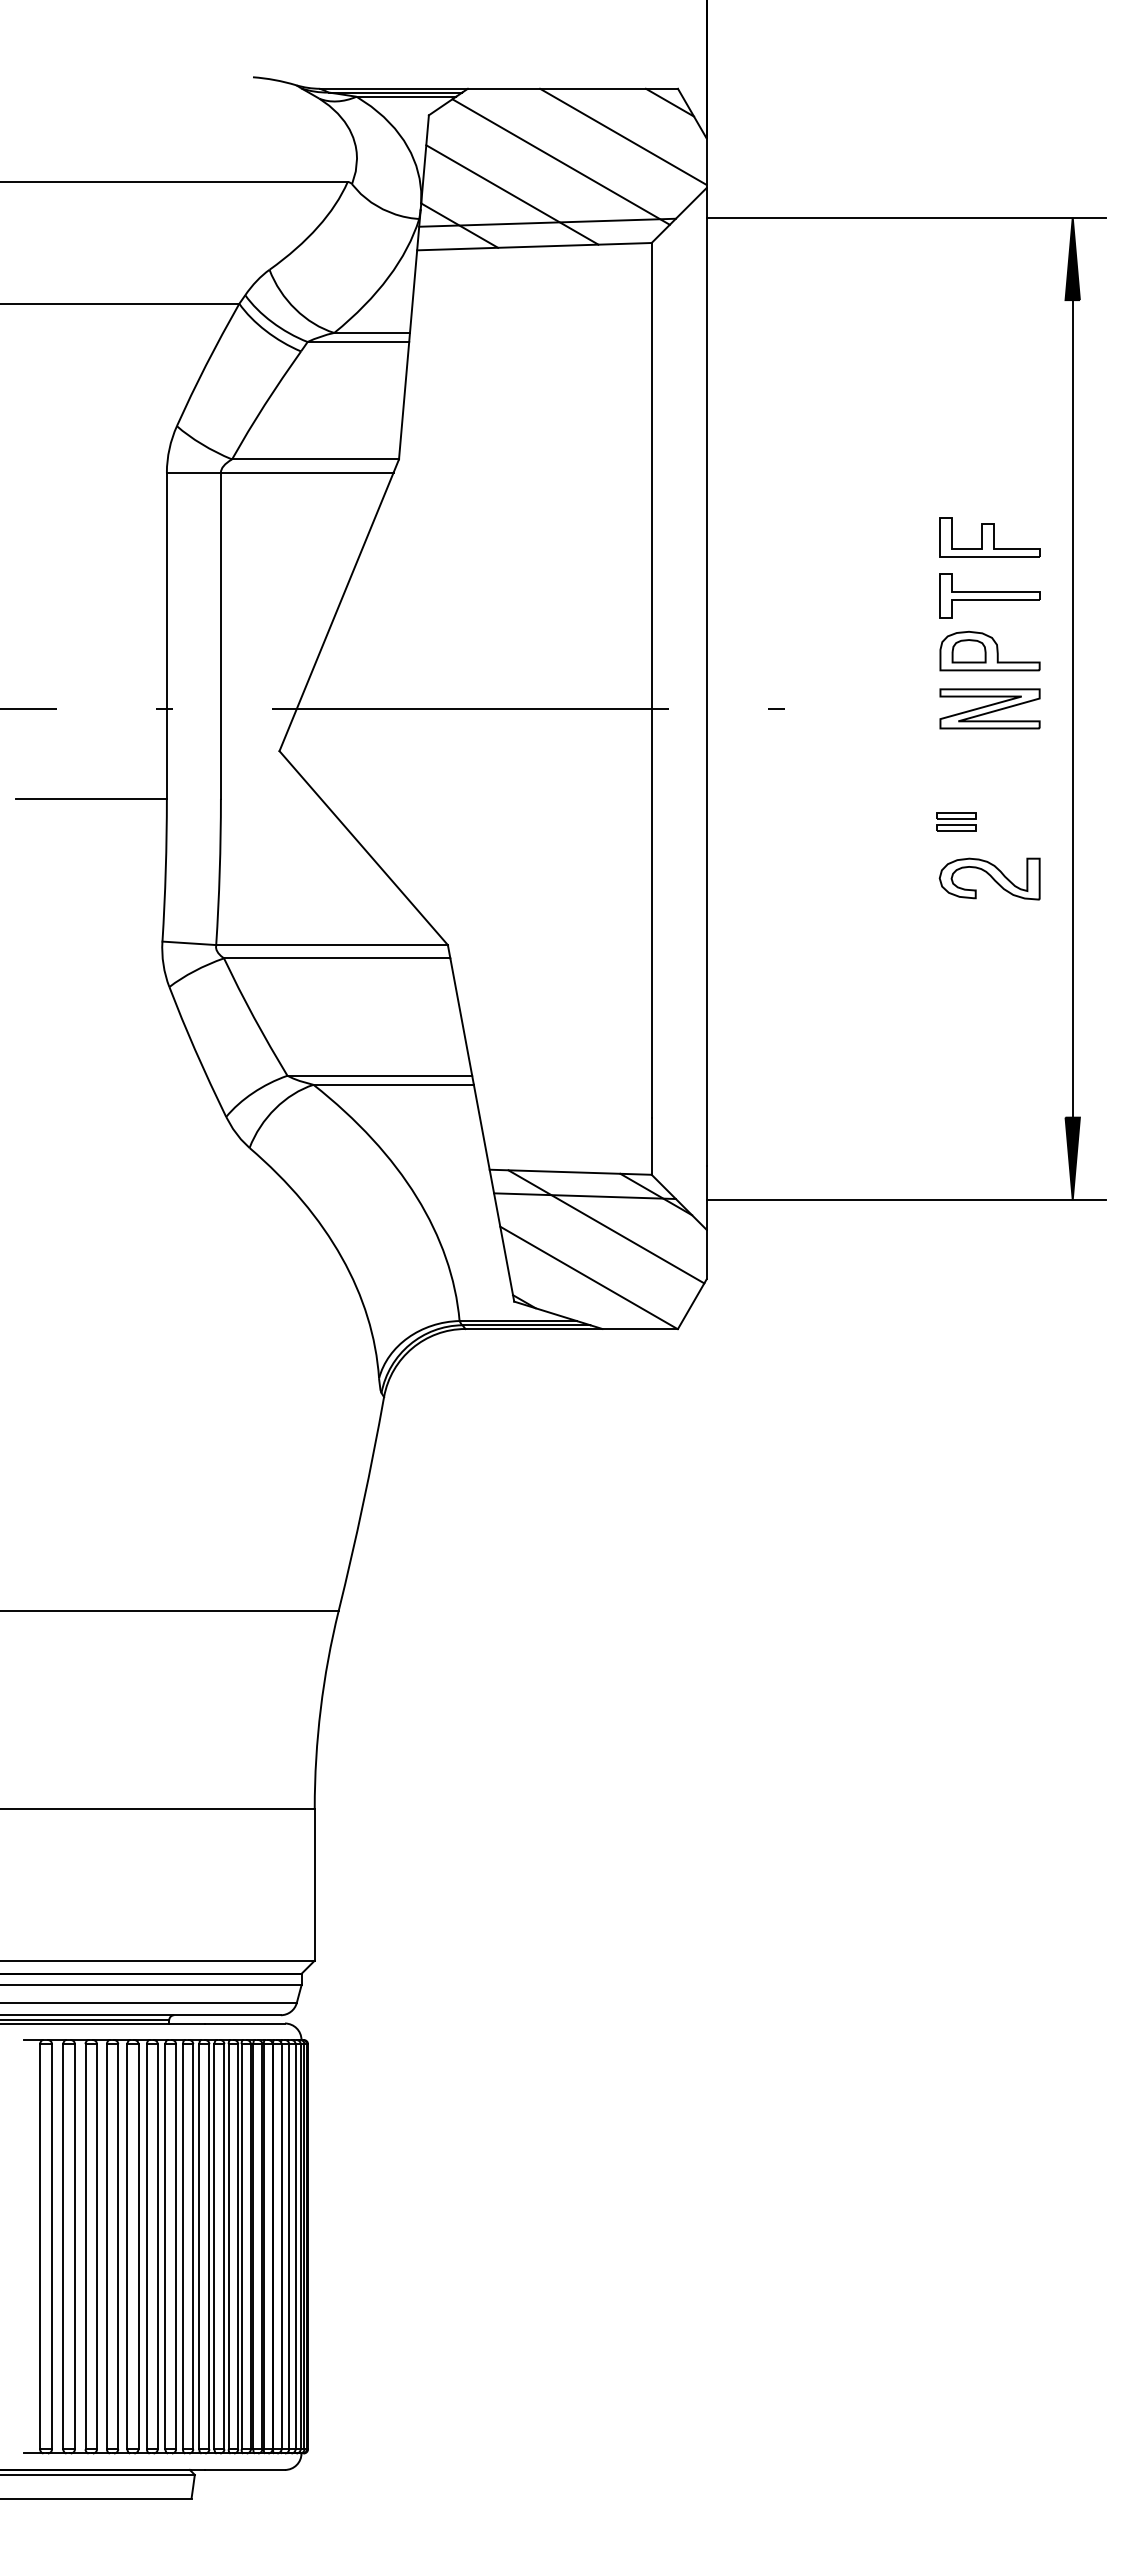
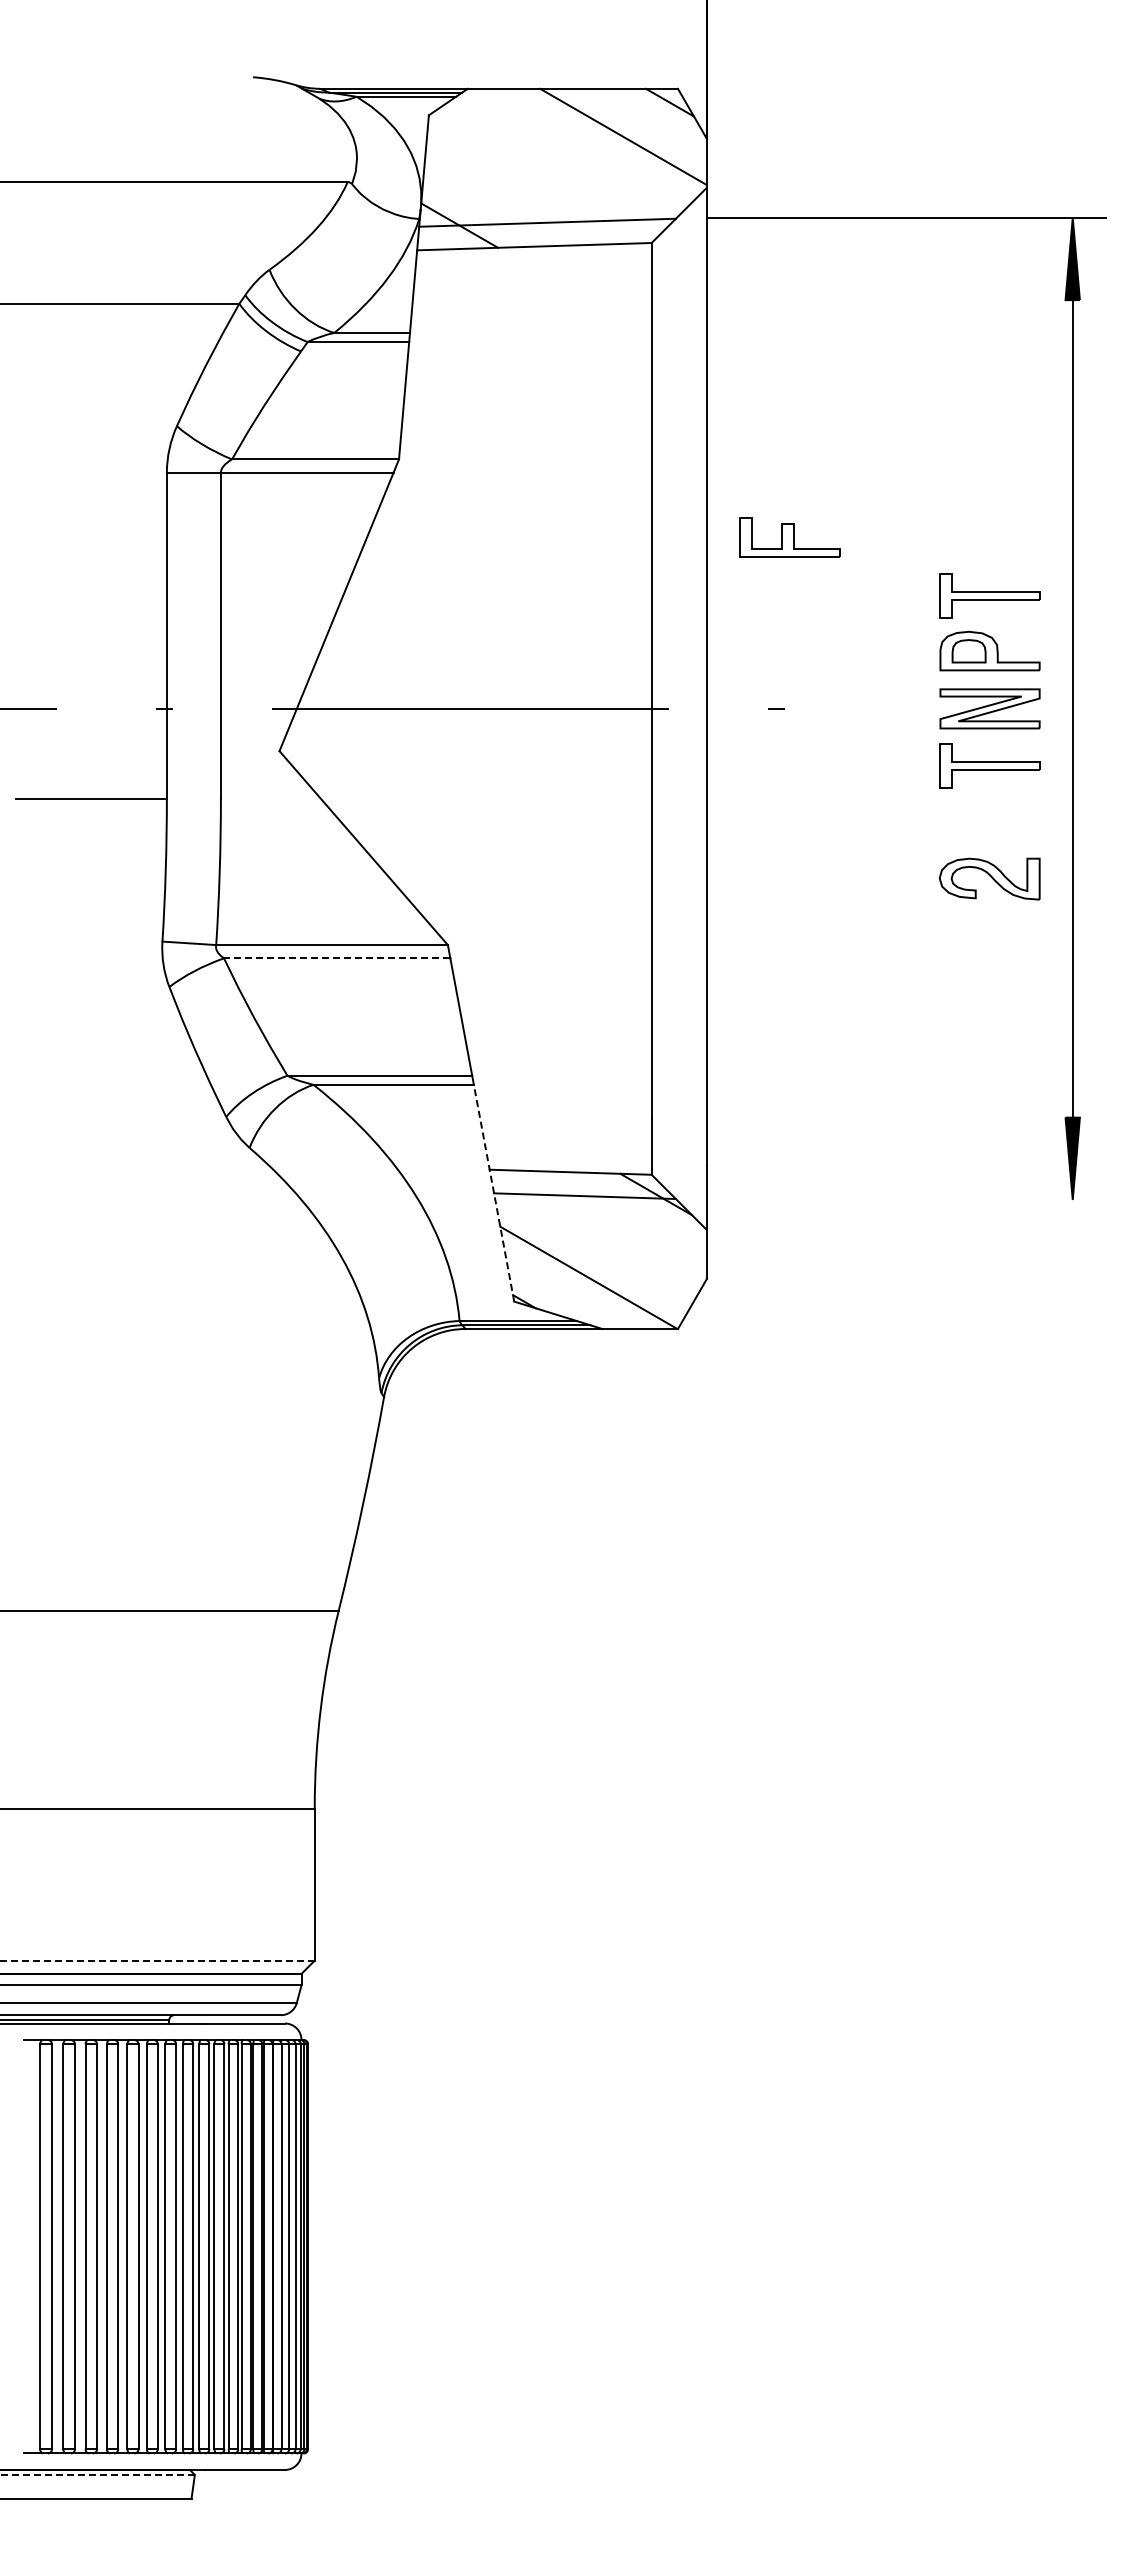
line: present -> none (560, 161)
line: present -> none (512, 194)
part position: (989, 537) -> (789, 537) (789, 537)
part: none -> present (989, 765)
part: present -> none (956, 821)
line: solid -> dashed (336, 958)
line: solid -> dashed (493, 1192)
line: present -> none (905, 1199)
line: present -> none (606, 1226)
line: solid -> dashed (156, 1960)
line: solid -> dashed (96, 2474)
